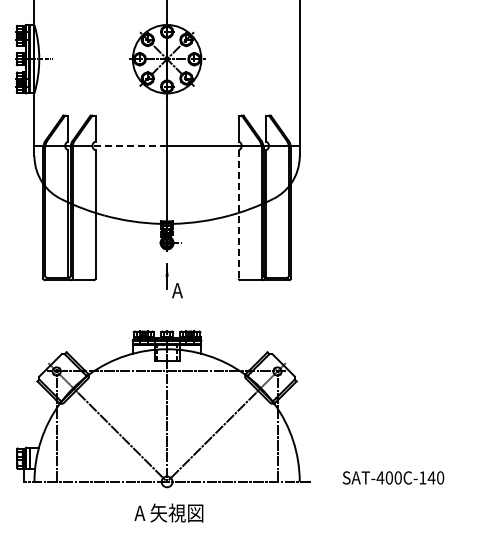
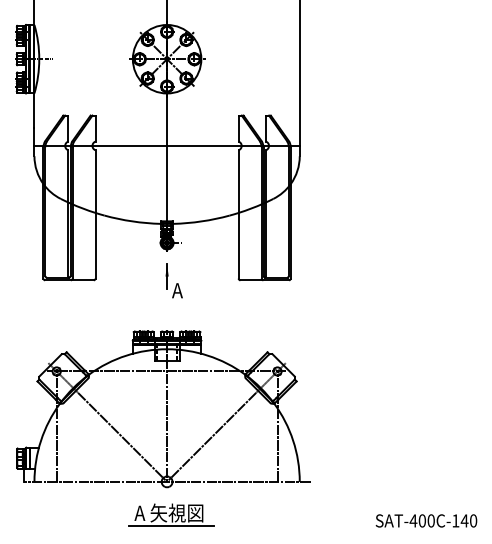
line: dashed -> solid (129, 145)
line: dashed -> solid (238, 214)
text position: (393, 477) -> (426, 520) (426, 520)
line: none -> present (171, 525)
